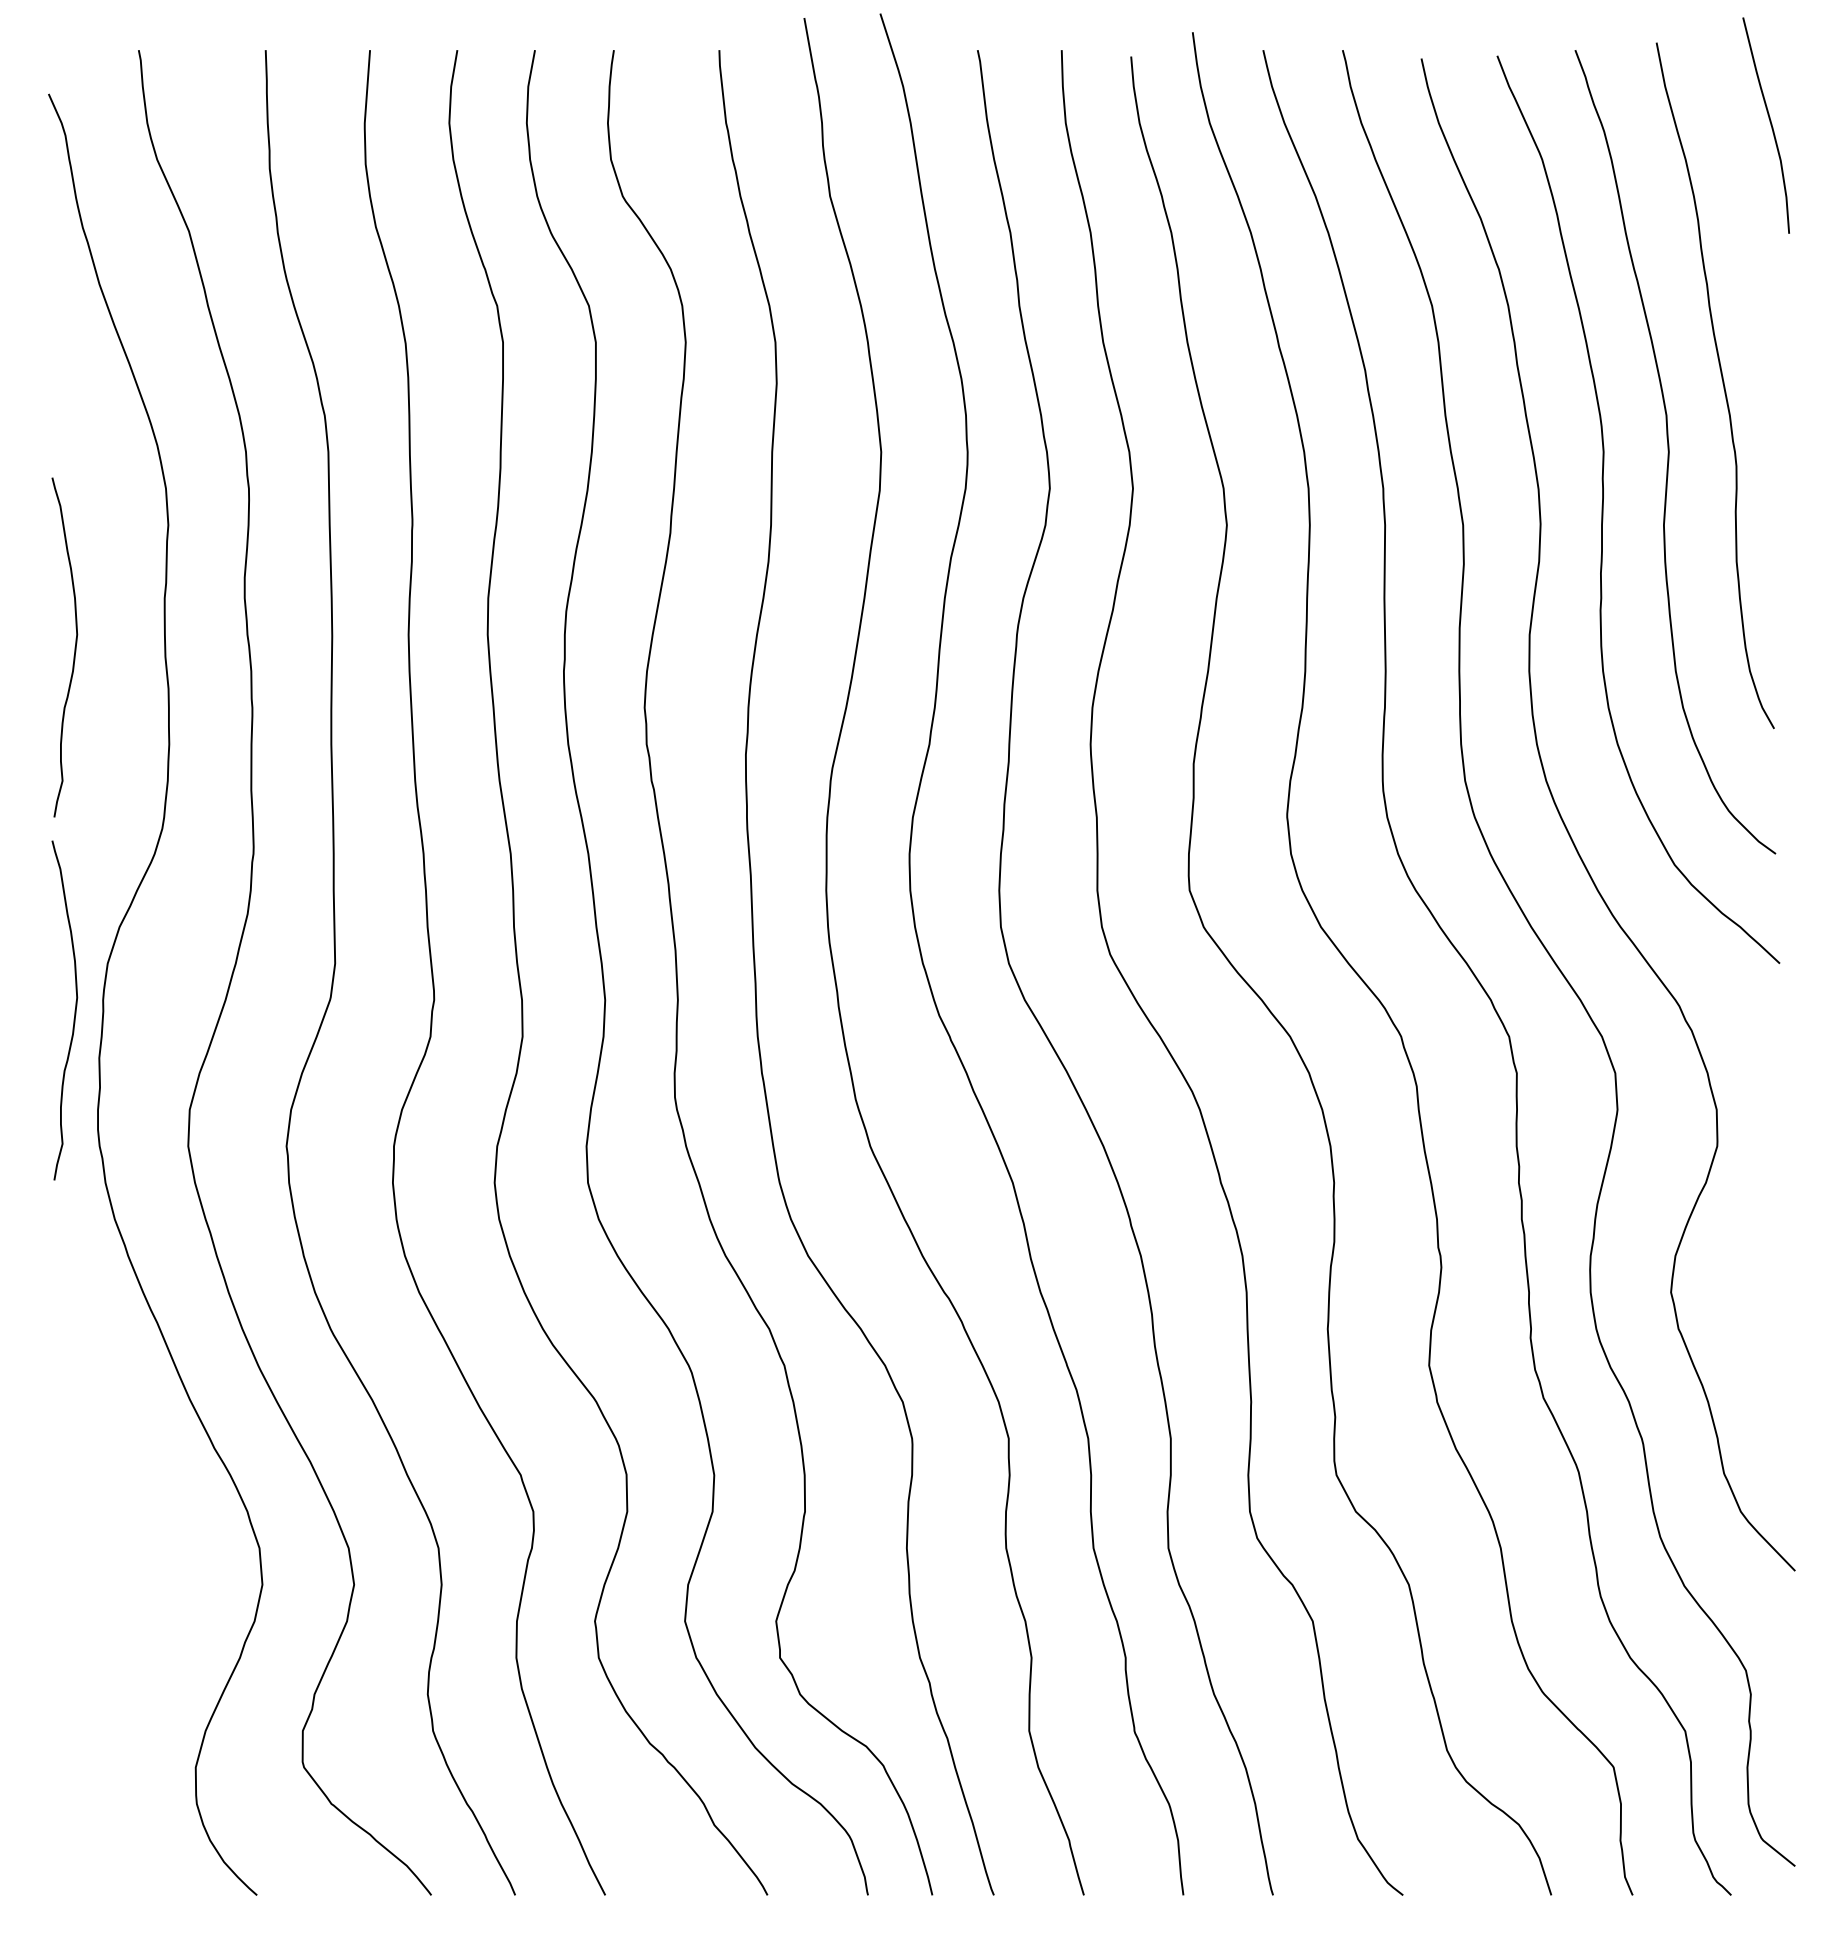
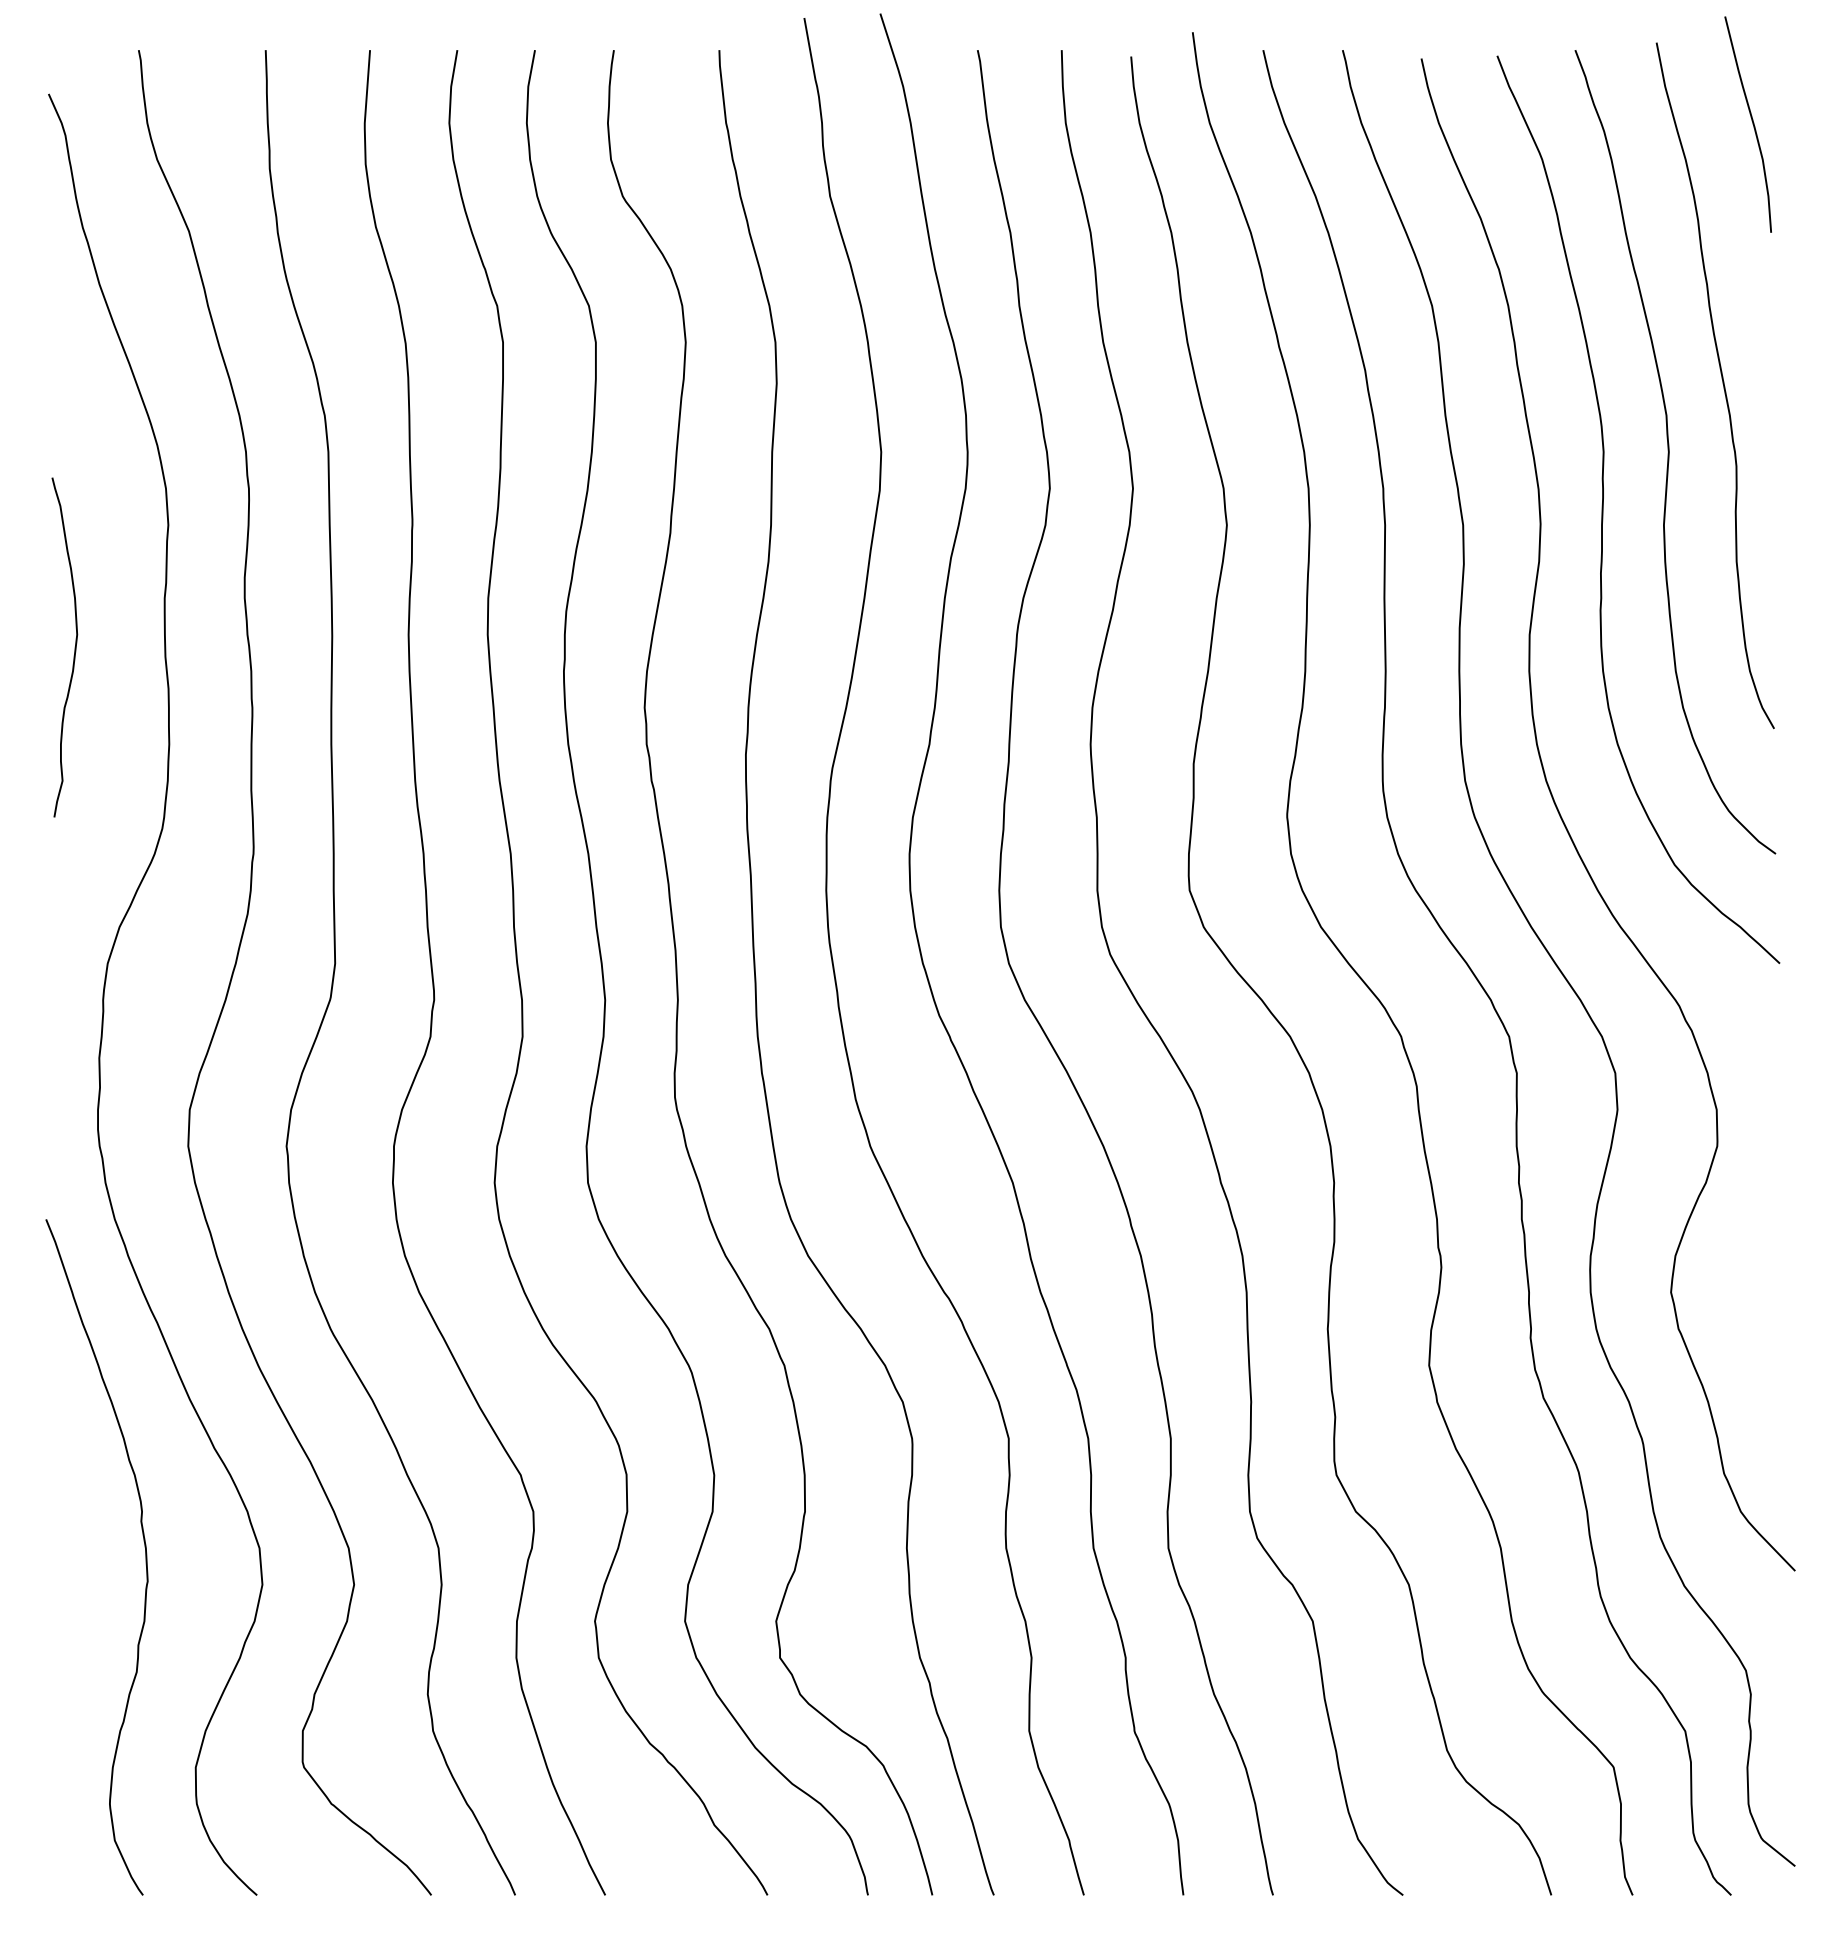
curve position: (1769, 122) -> (1751, 121) (1751, 121)
curve: present -> none (74, 1010)
curve: none -> present (145, 1557)
